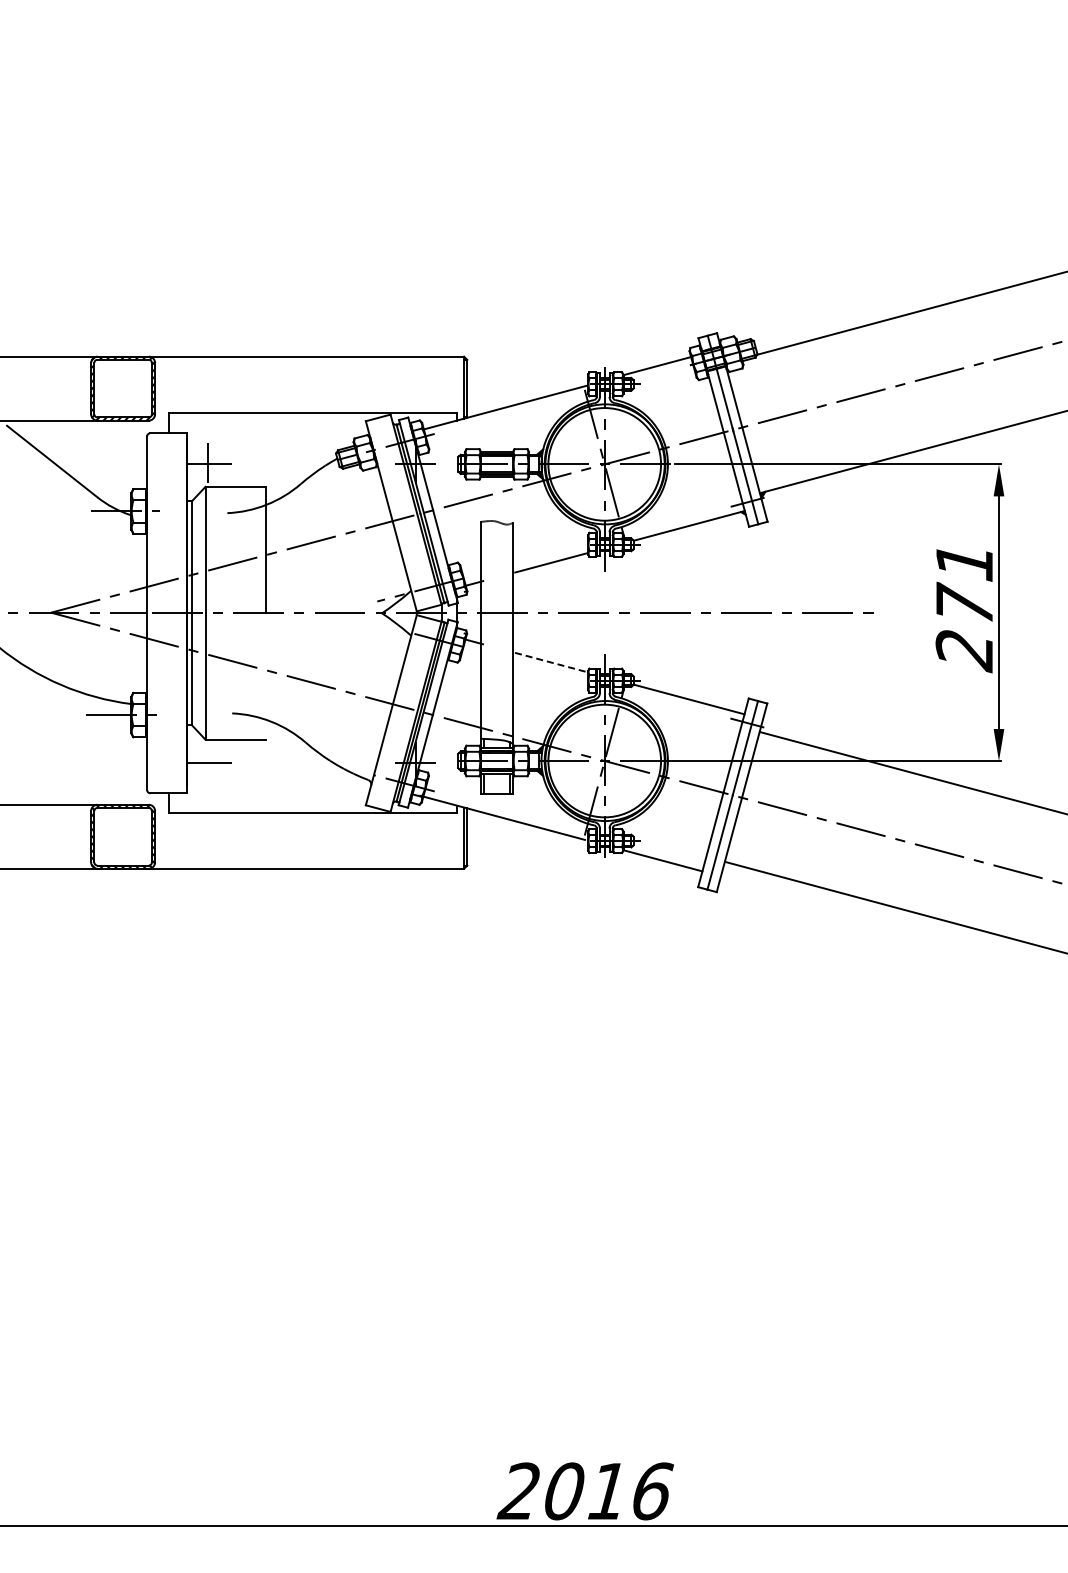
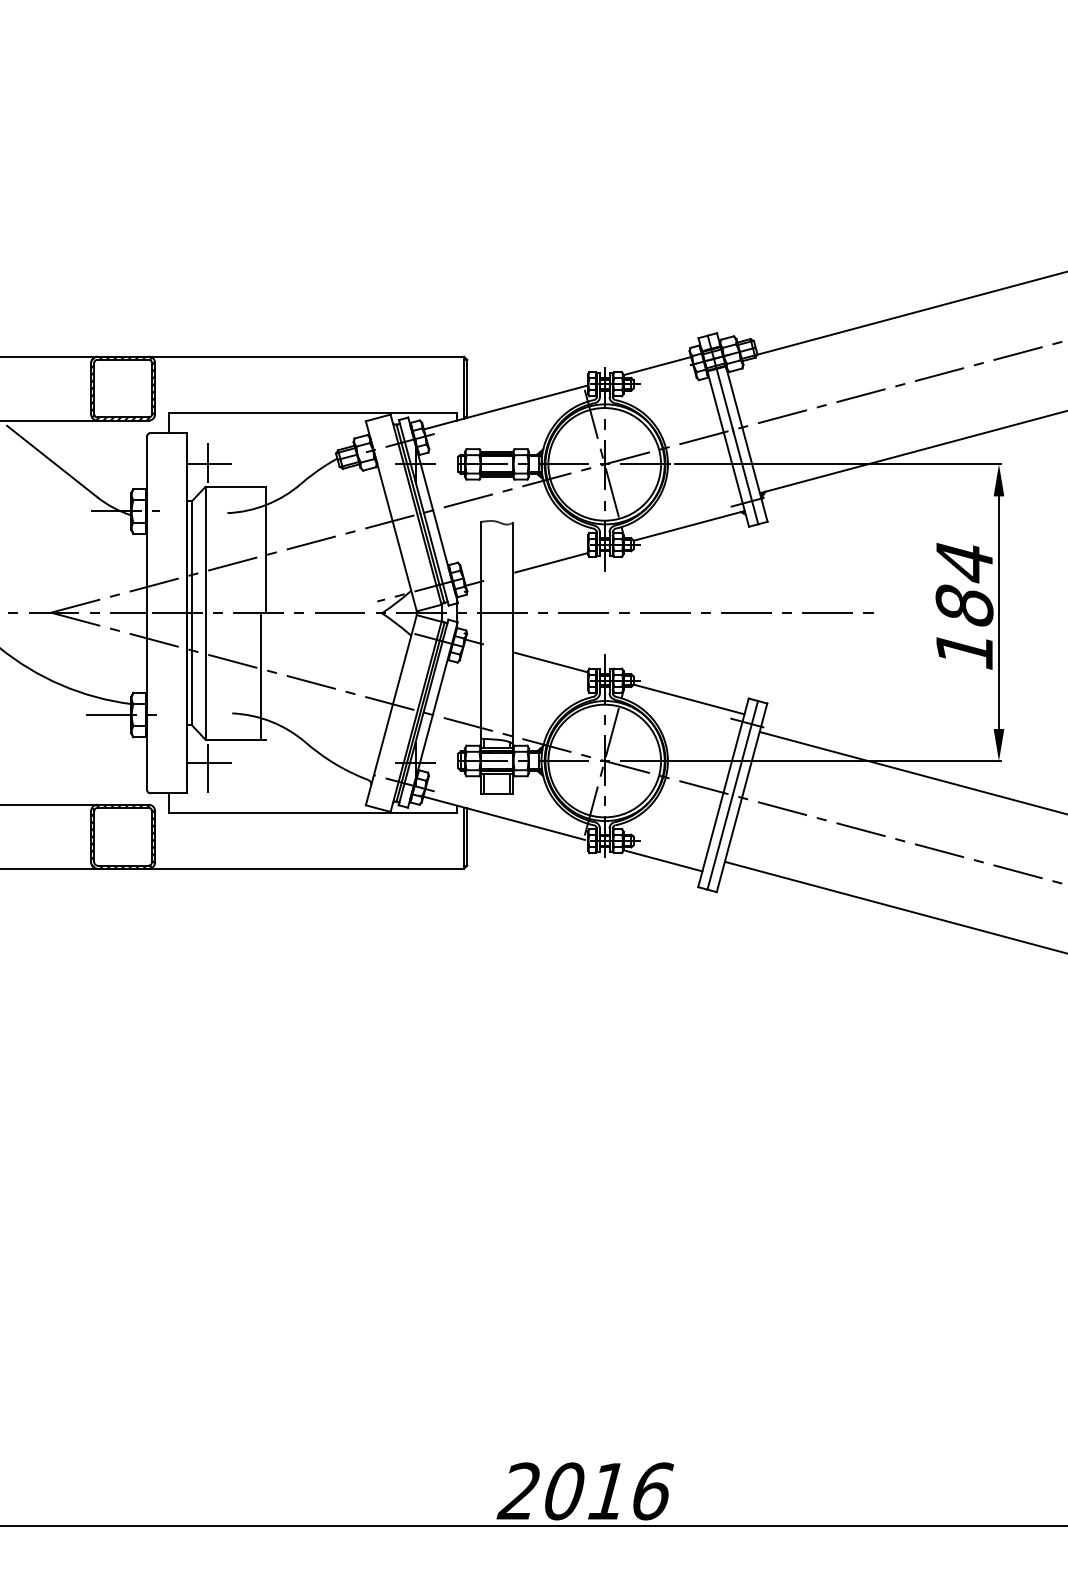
text: 271 -> 184 (964, 608)
line: dashed -> solid (551, 662)
line: none -> present (261, 676)
line: none -> present (207, 768)
